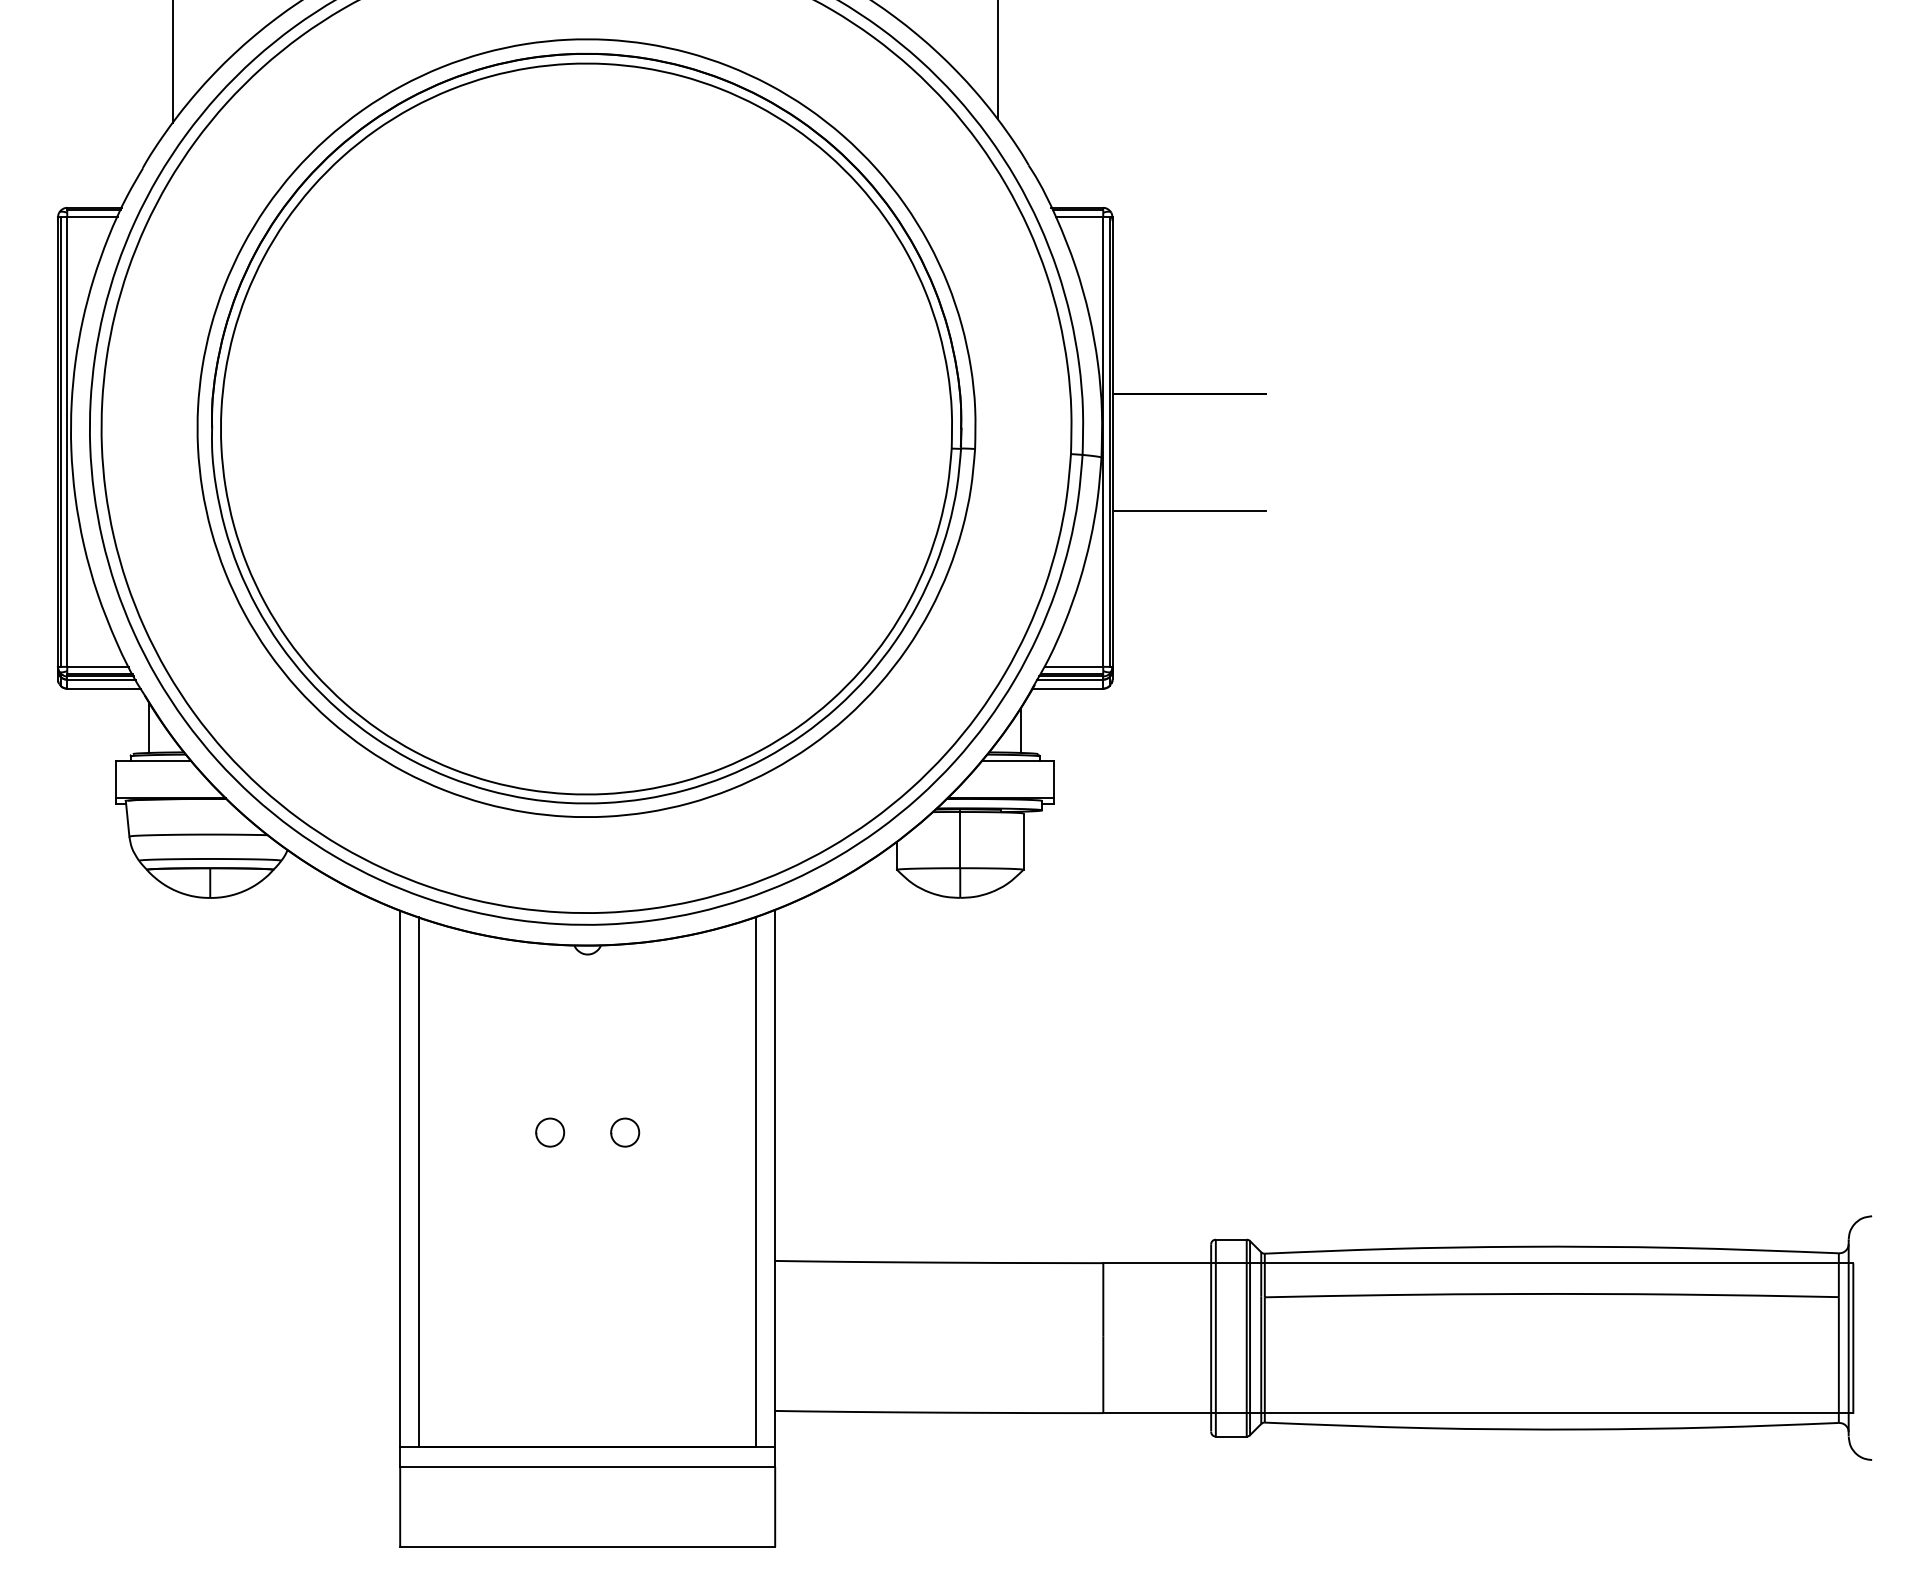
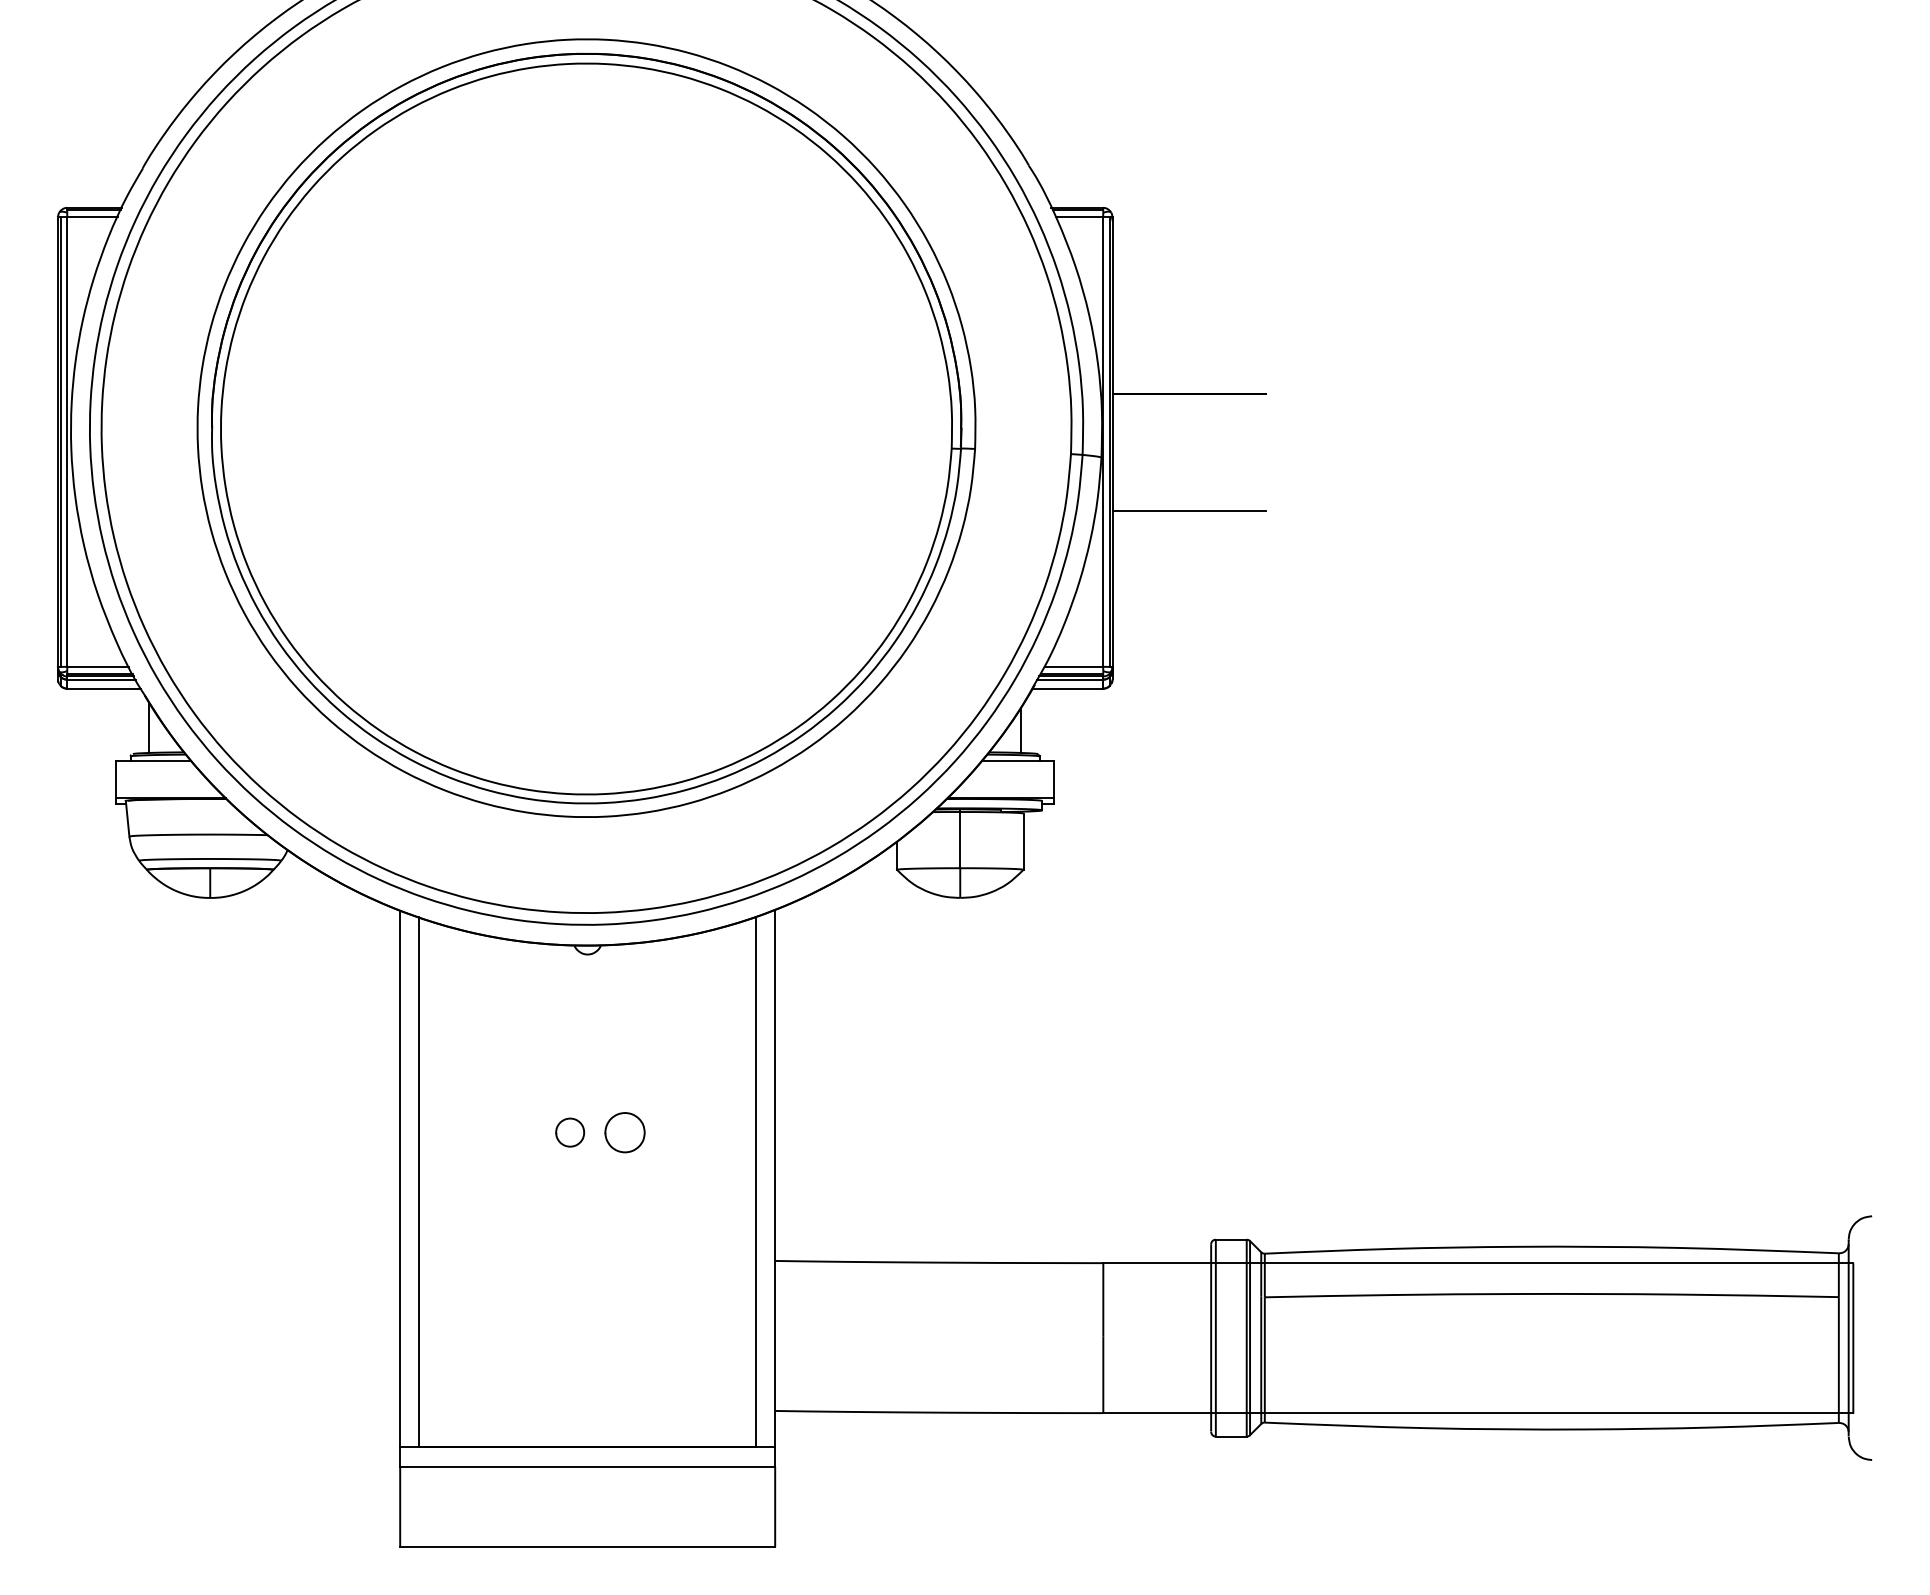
line: present -> none (997, 60)
line: present -> none (172, 62)
part position: (550, 1132) -> (570, 1132) (570, 1132)
part size: 31x31 px -> 42x42 px (624, 1132)
